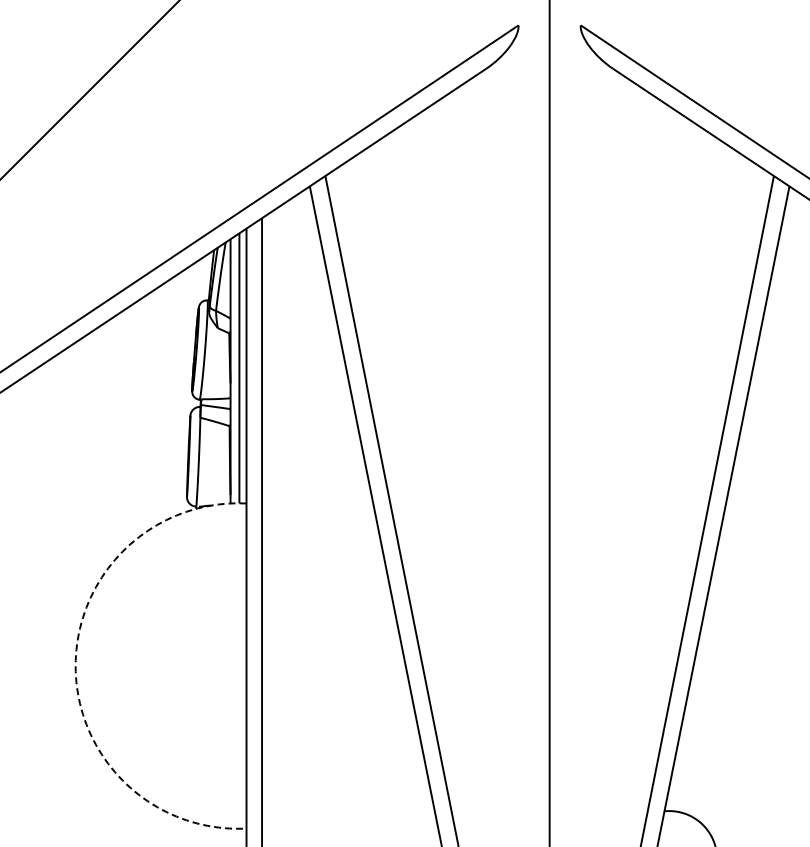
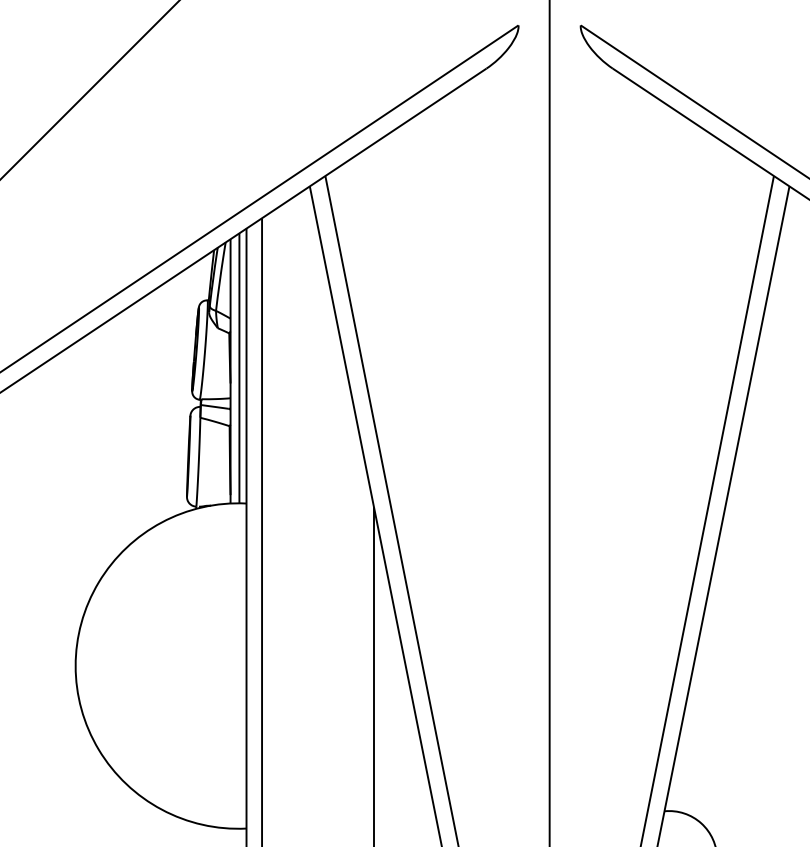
arc: dashed -> solid (75, 666)
line: none -> present (374, 675)
